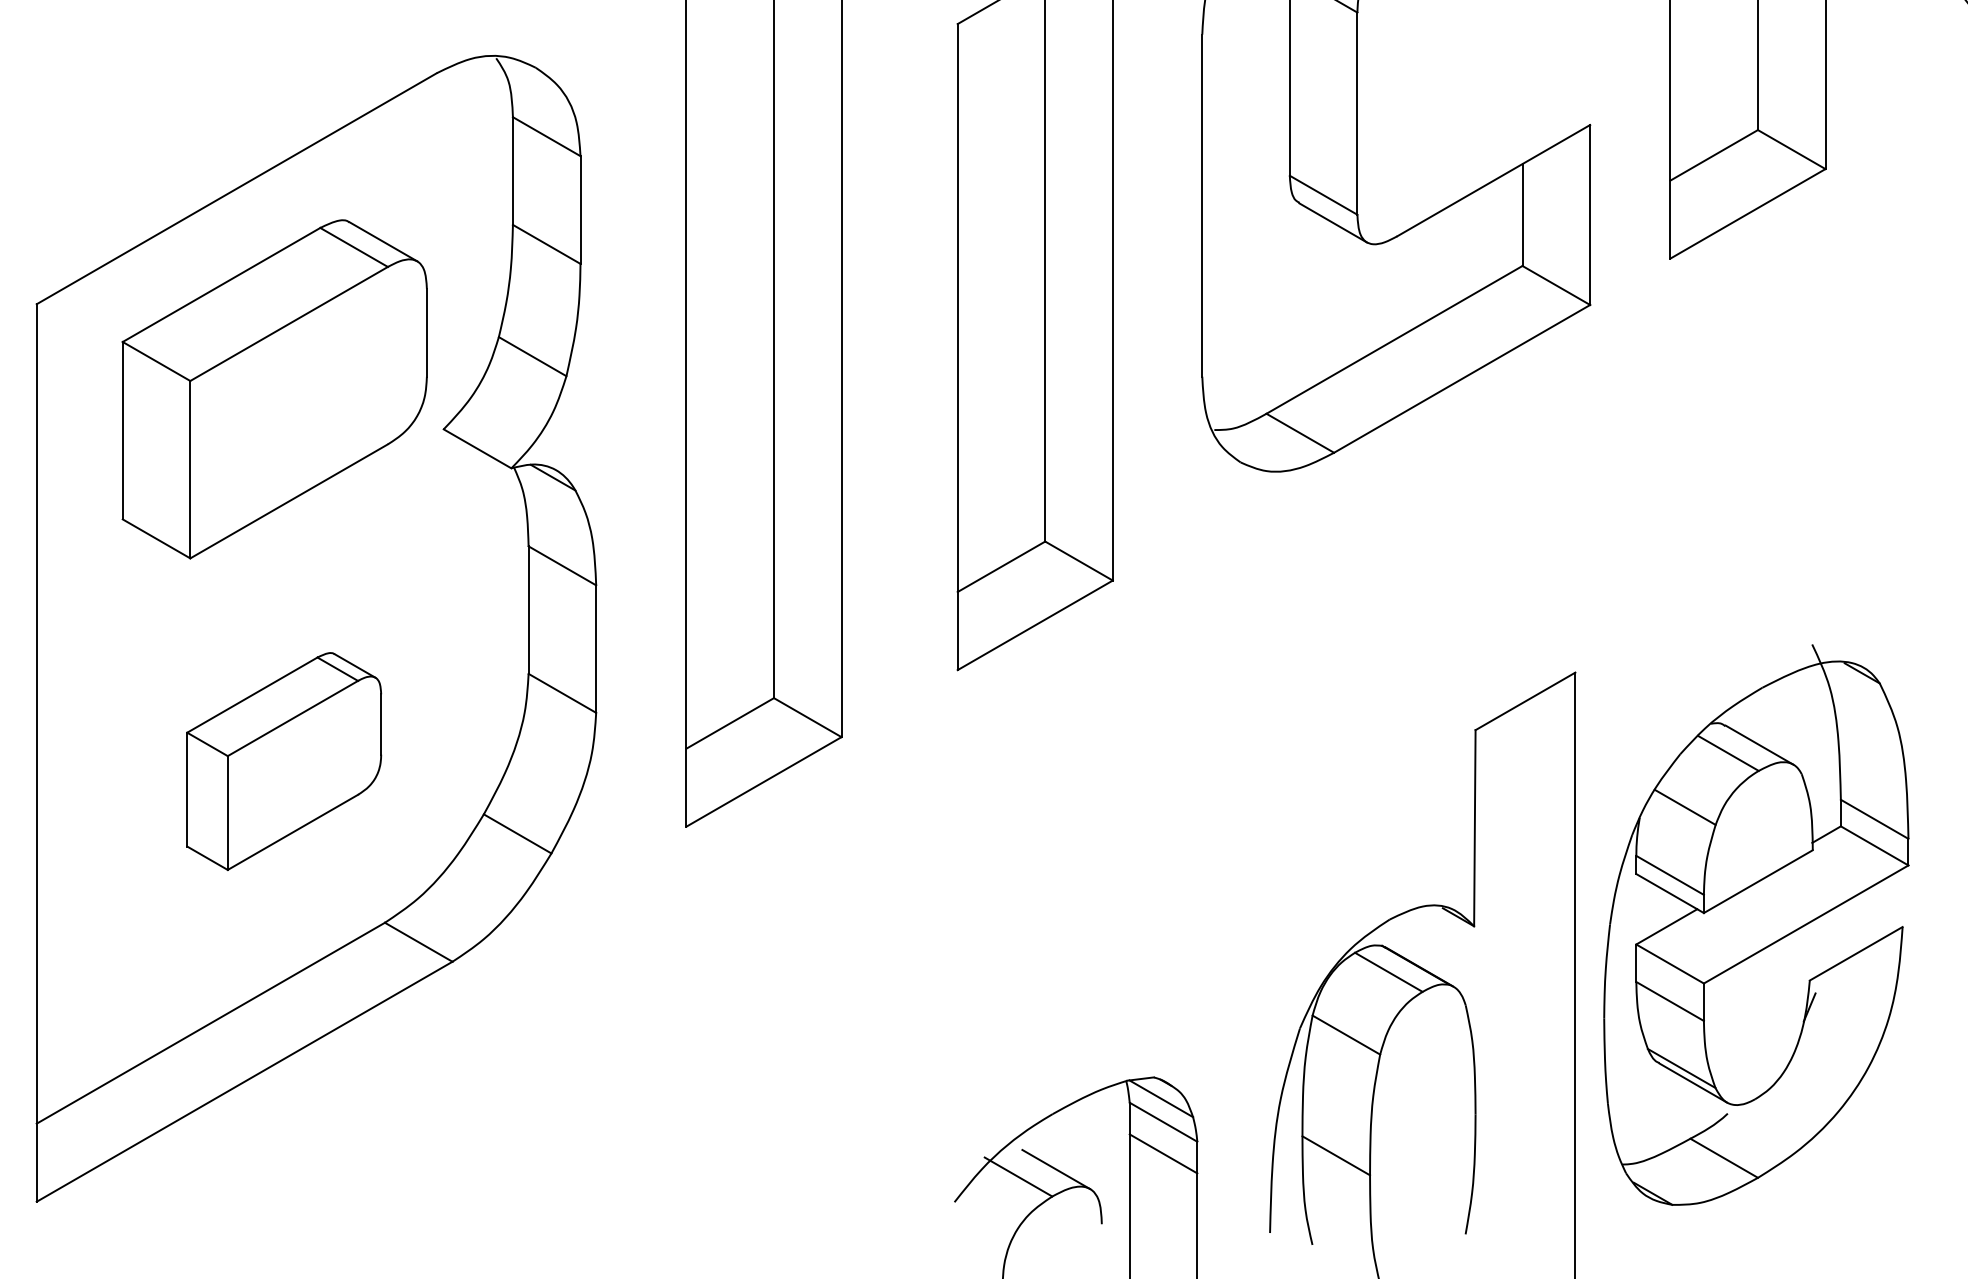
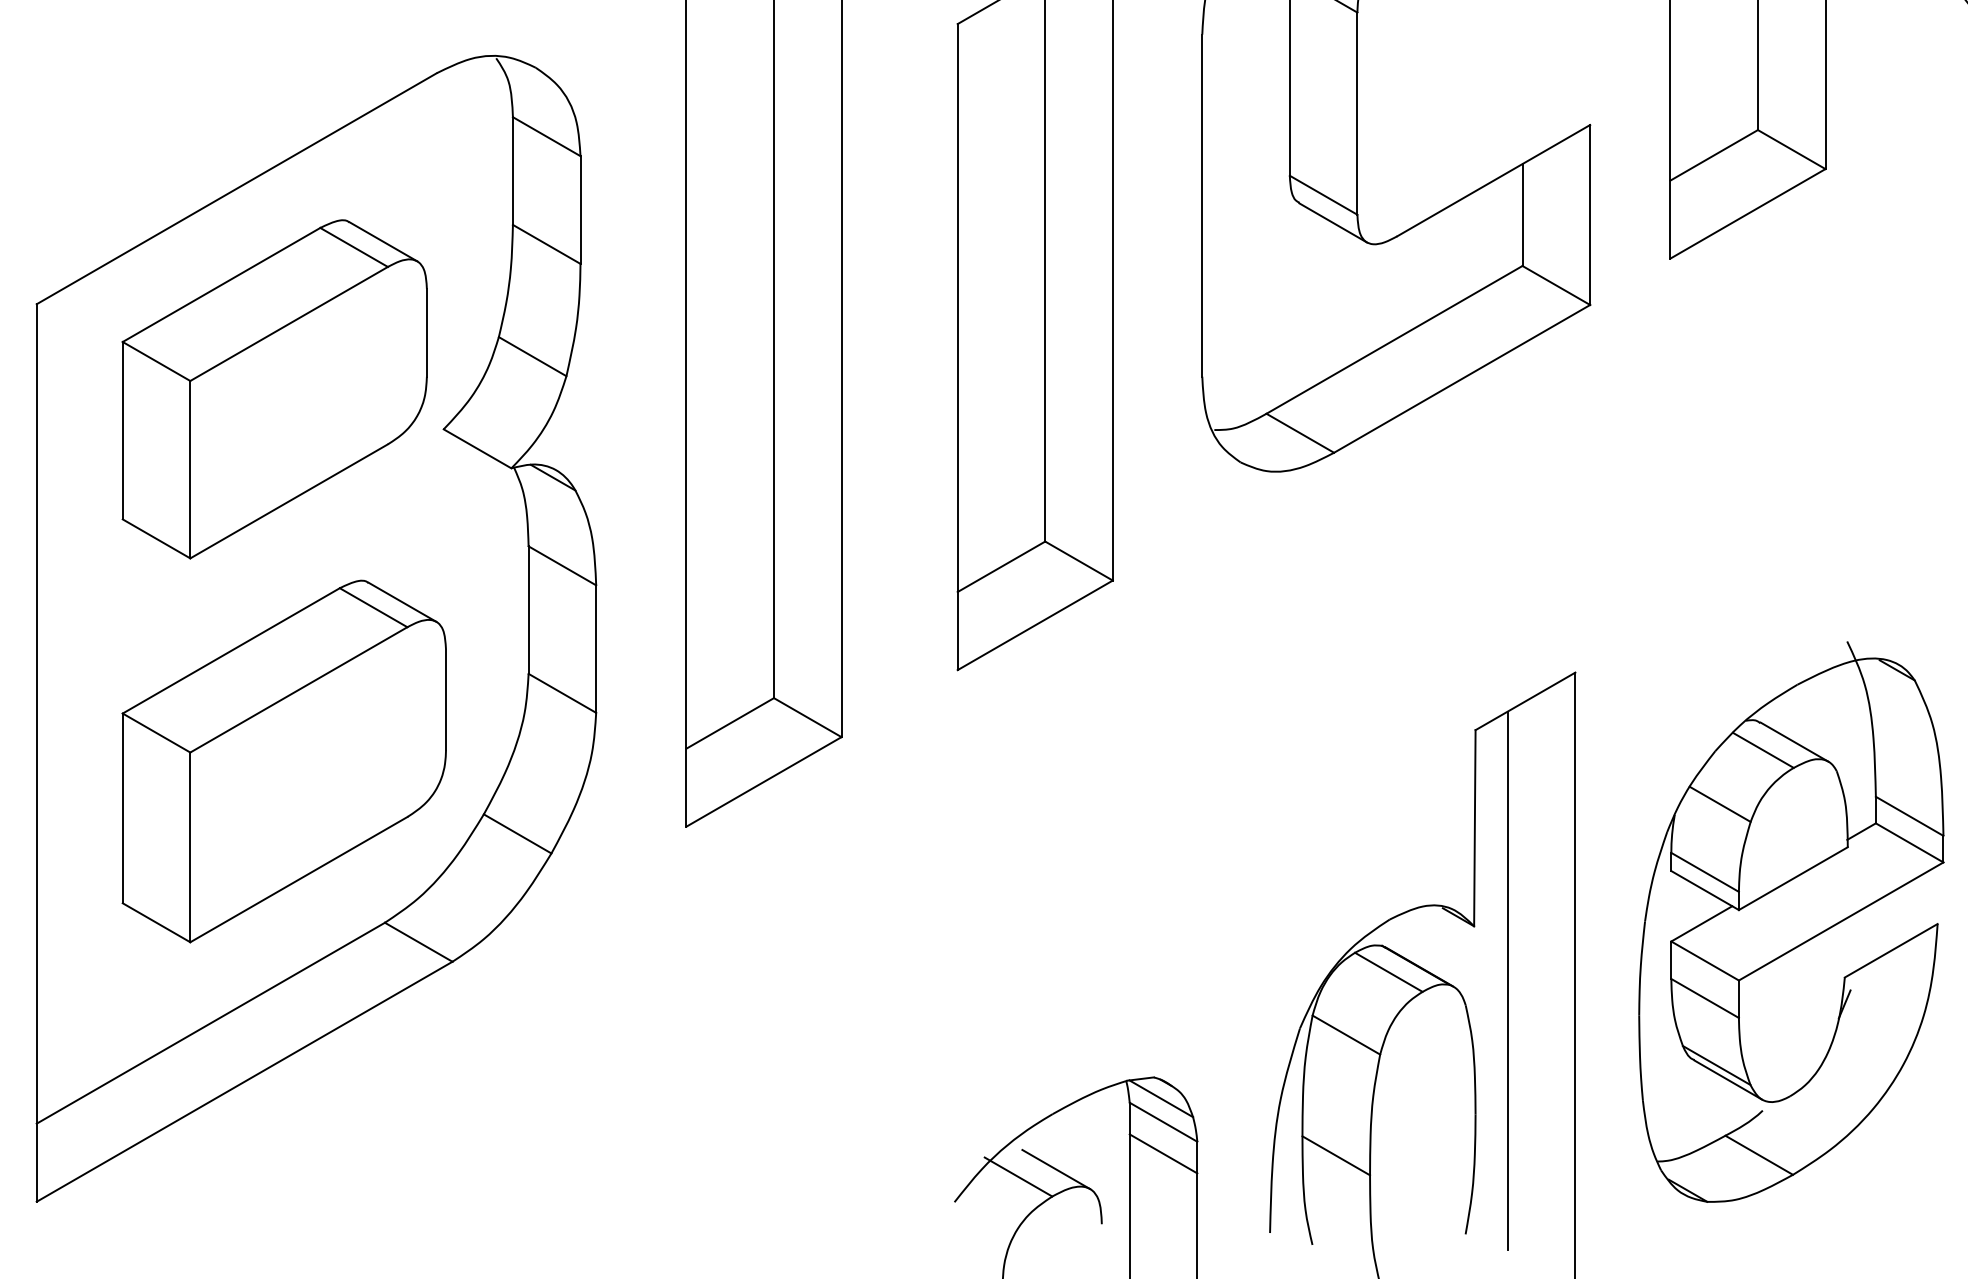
part size: 197x219 px -> 326x365 px (283, 761)
part position: (1756, 924) -> (1791, 921) (1791, 921)
line: none -> present (1507, 980)
